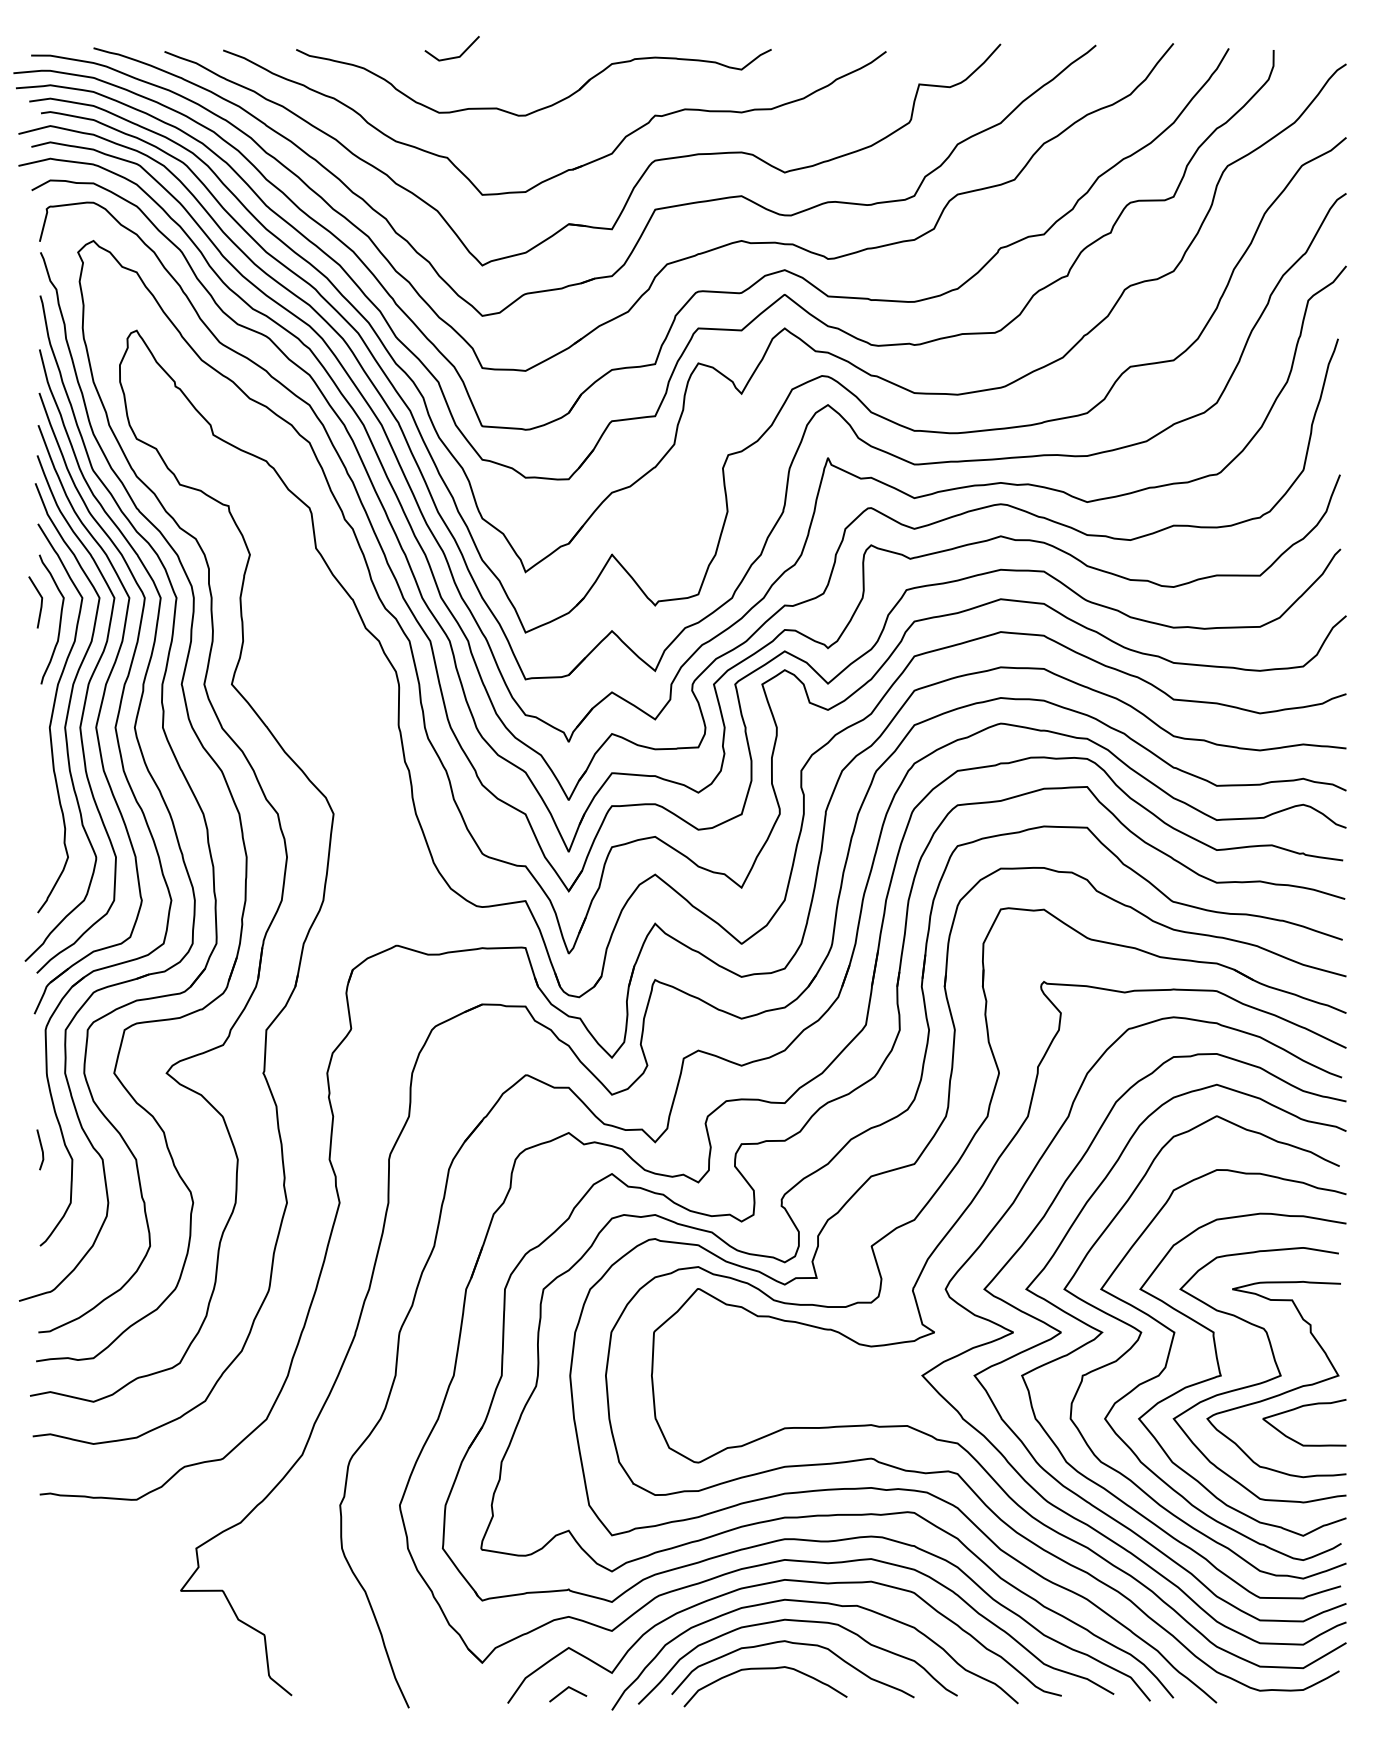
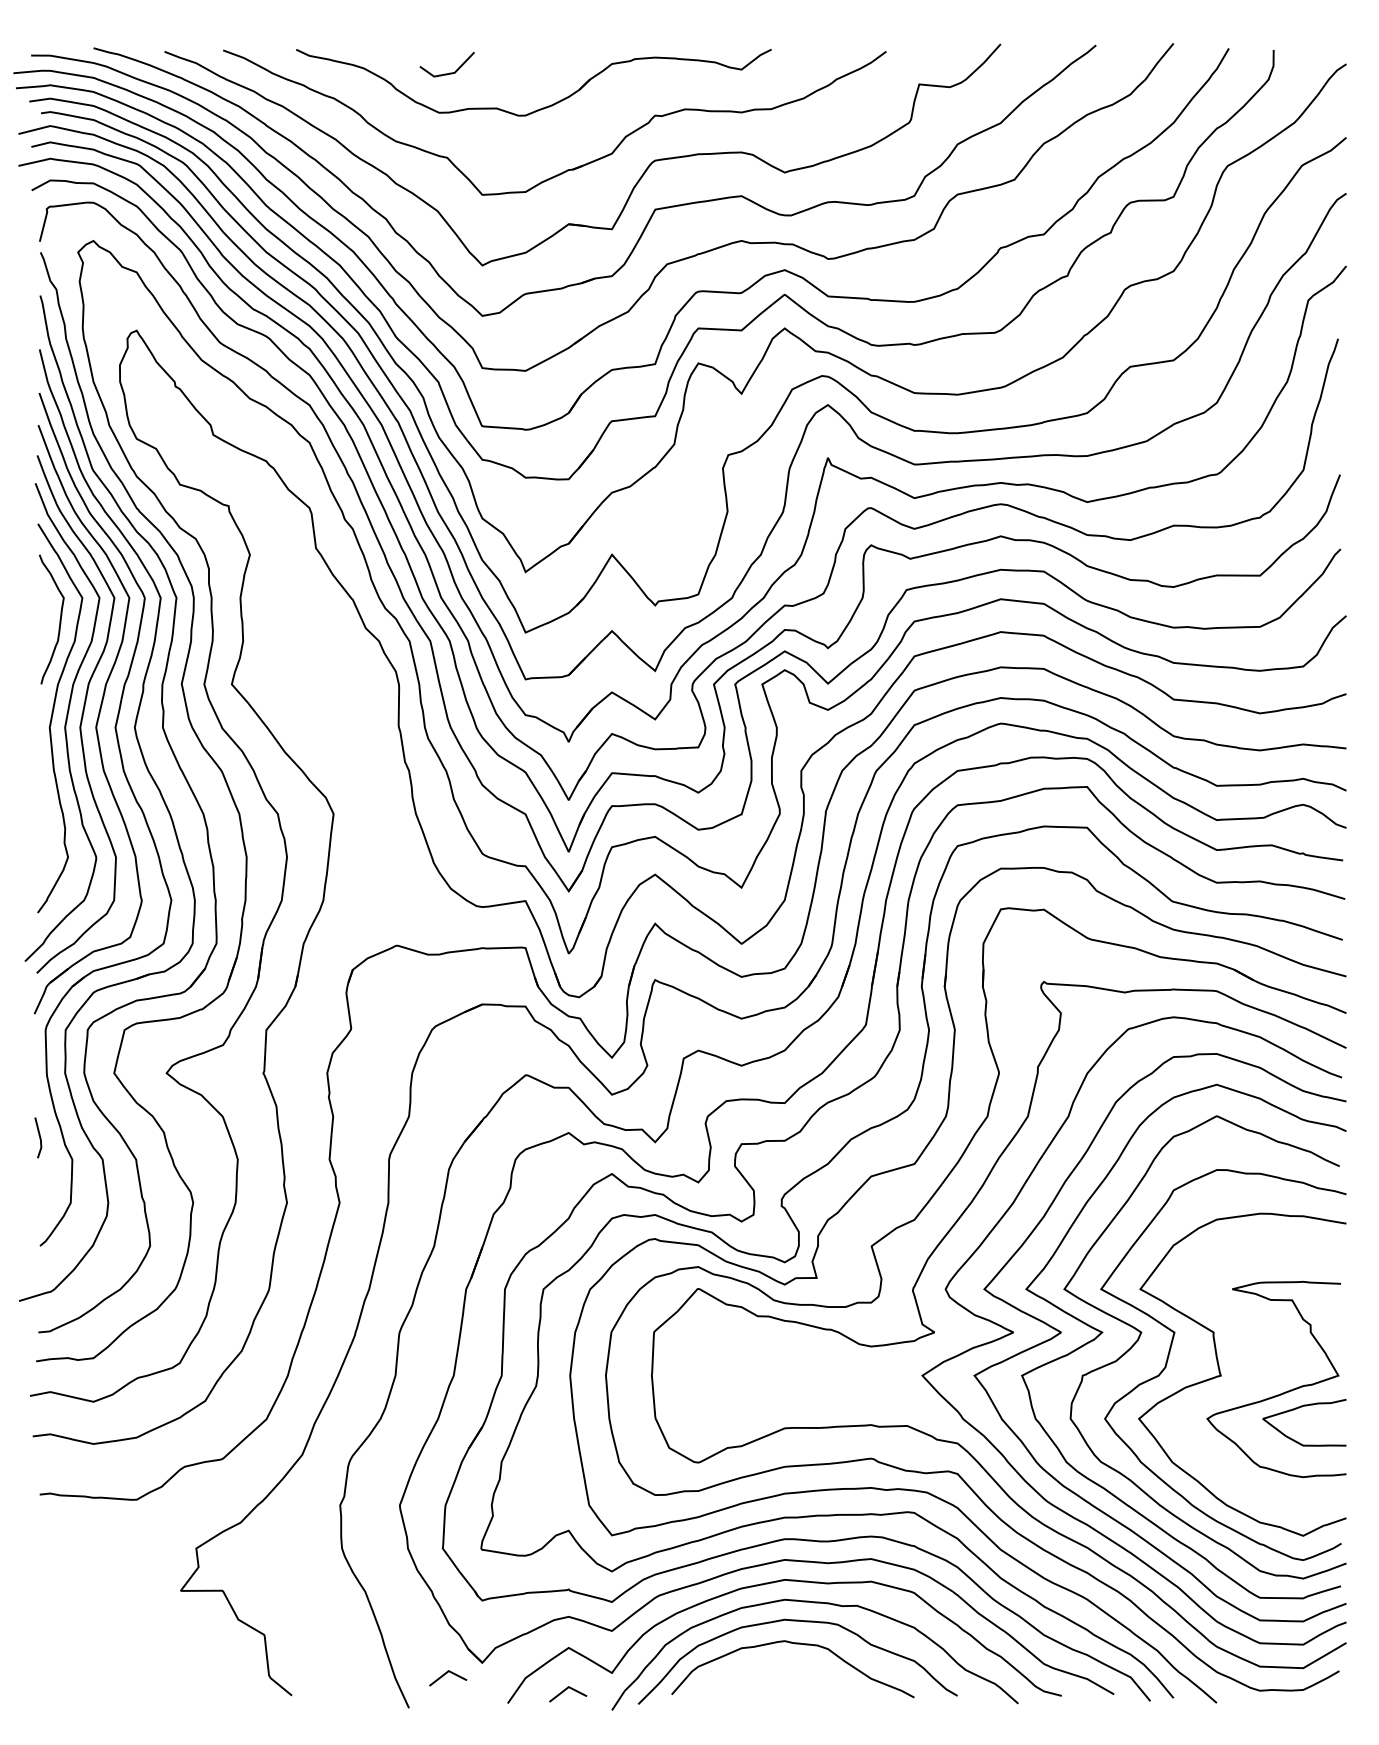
line position: (454, 56) -> (449, 72) (449, 72)
line: present -> none (40, 603)
line position: (41, 1149) -> (39, 1137) (39, 1137)
curve: present -> none (1262, 1381)
curve: present -> none (765, 1669)
line: none -> present (446, 1674)
